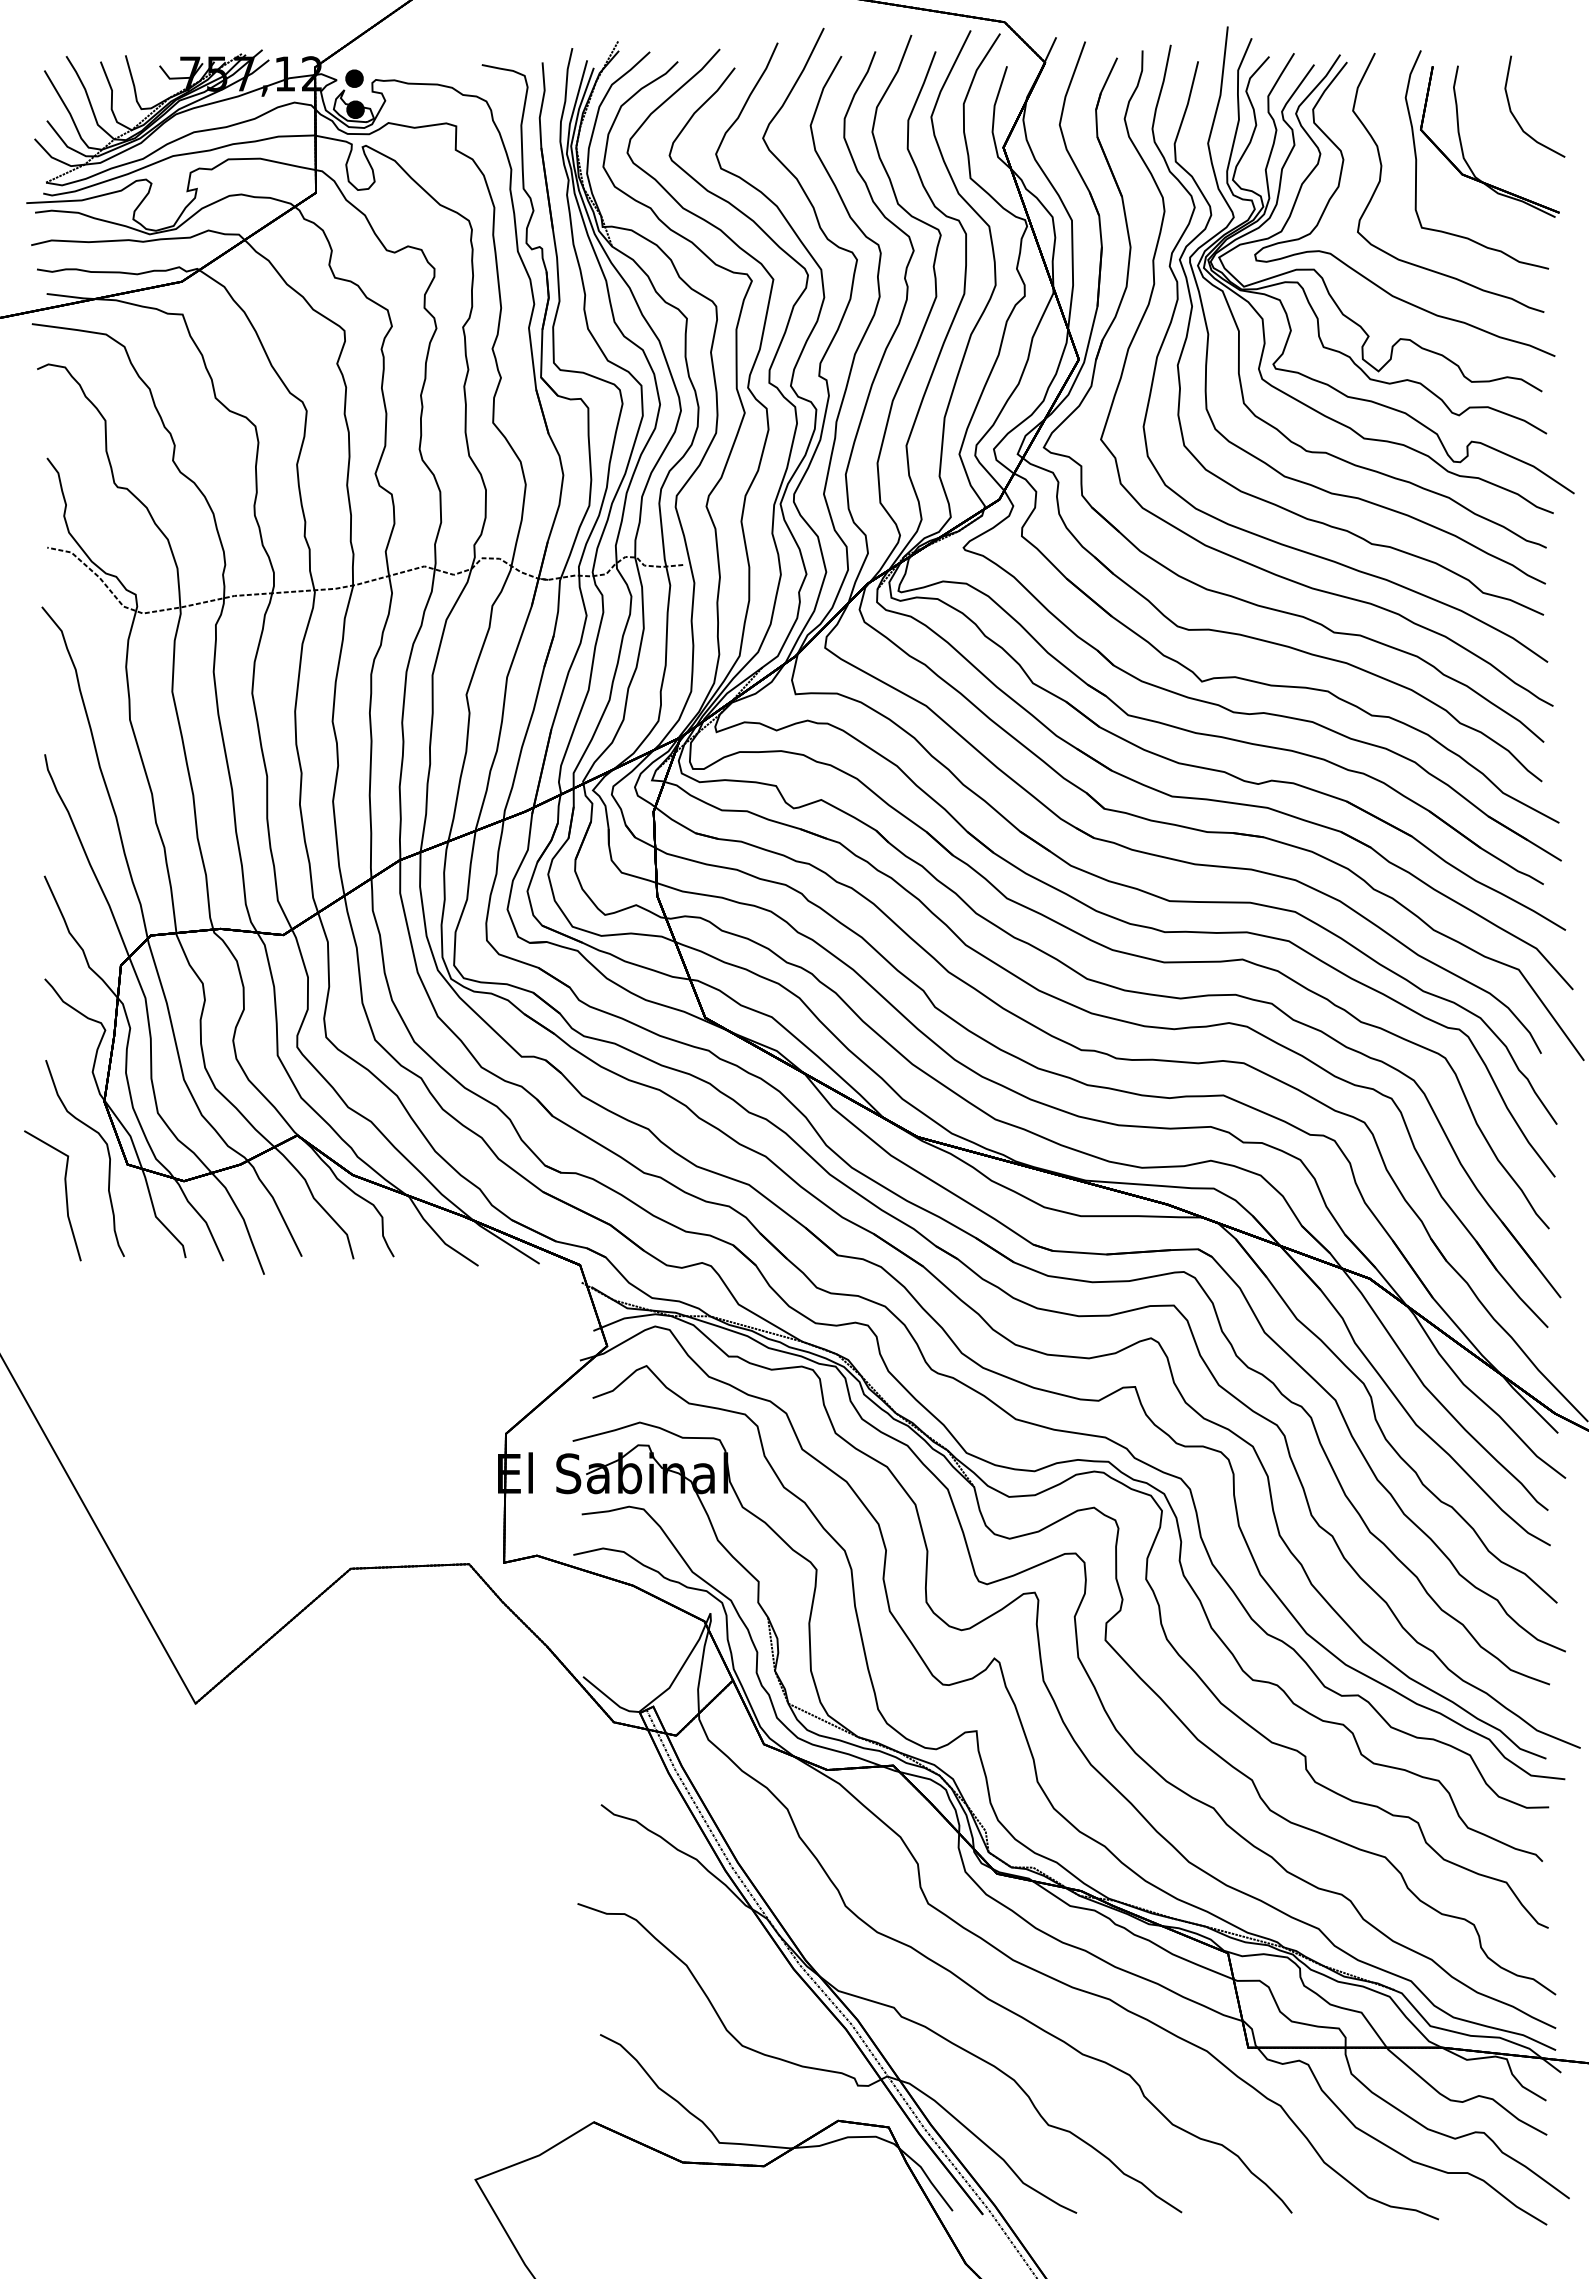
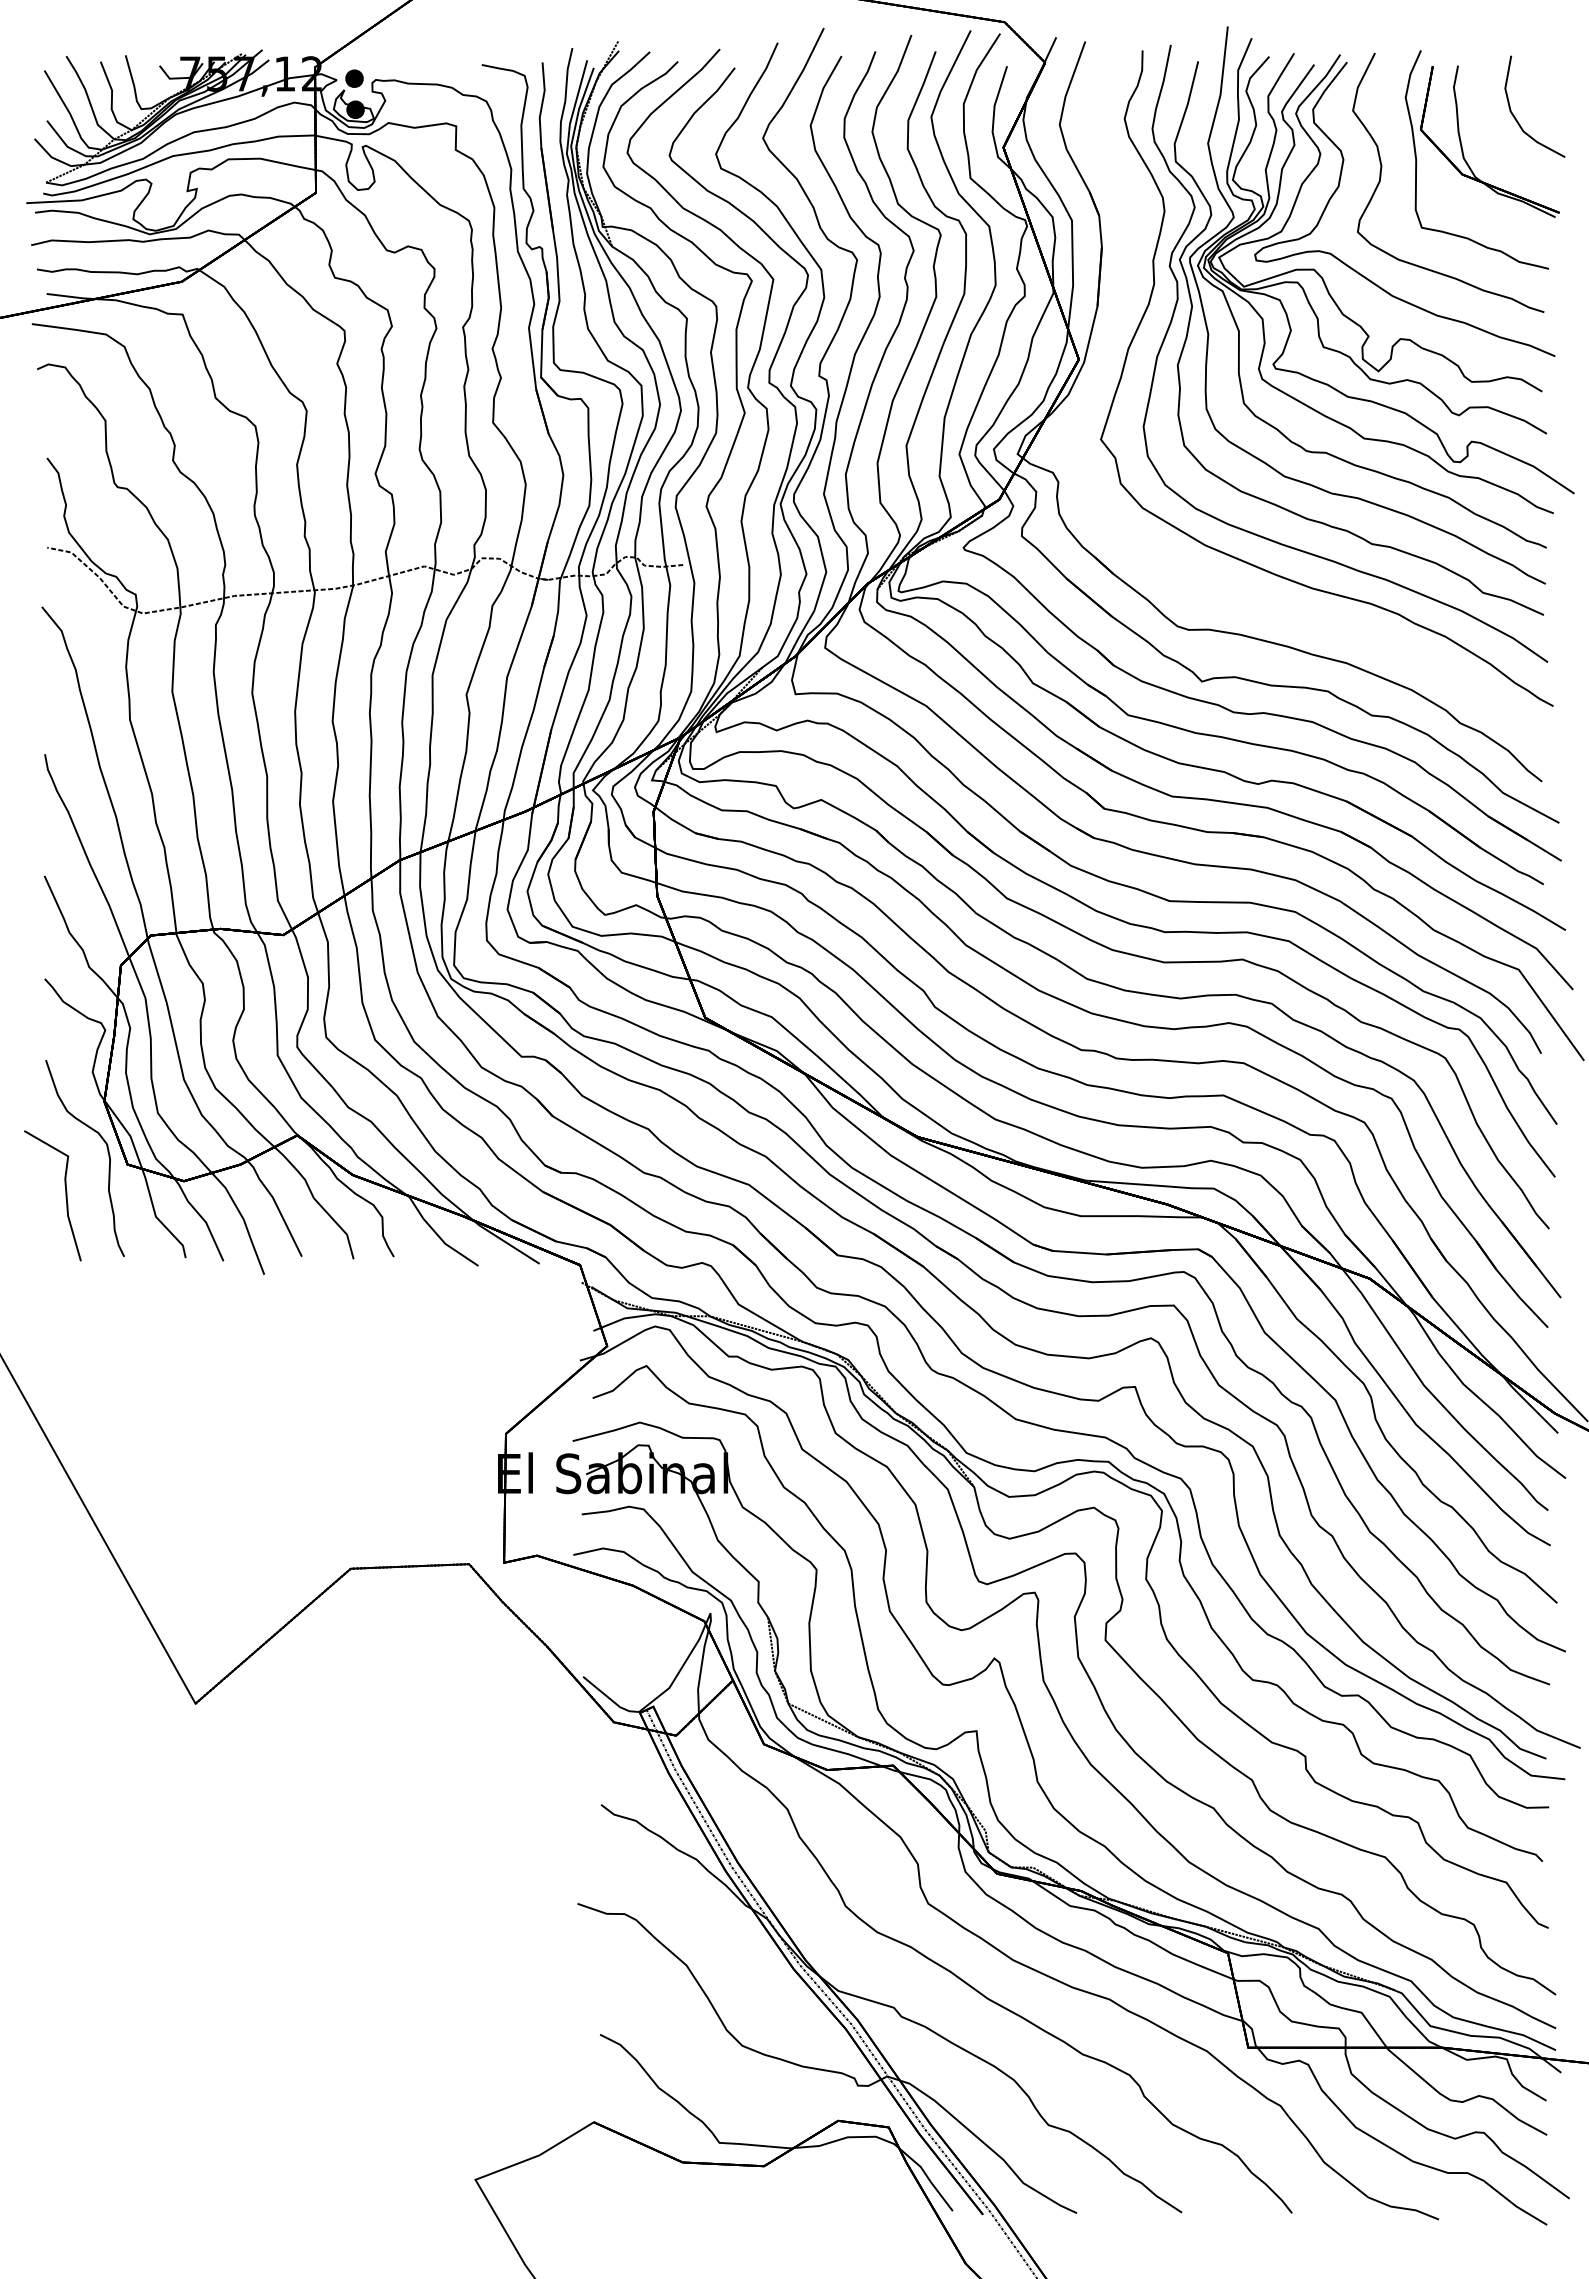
part: present -> none (1116, 317)
